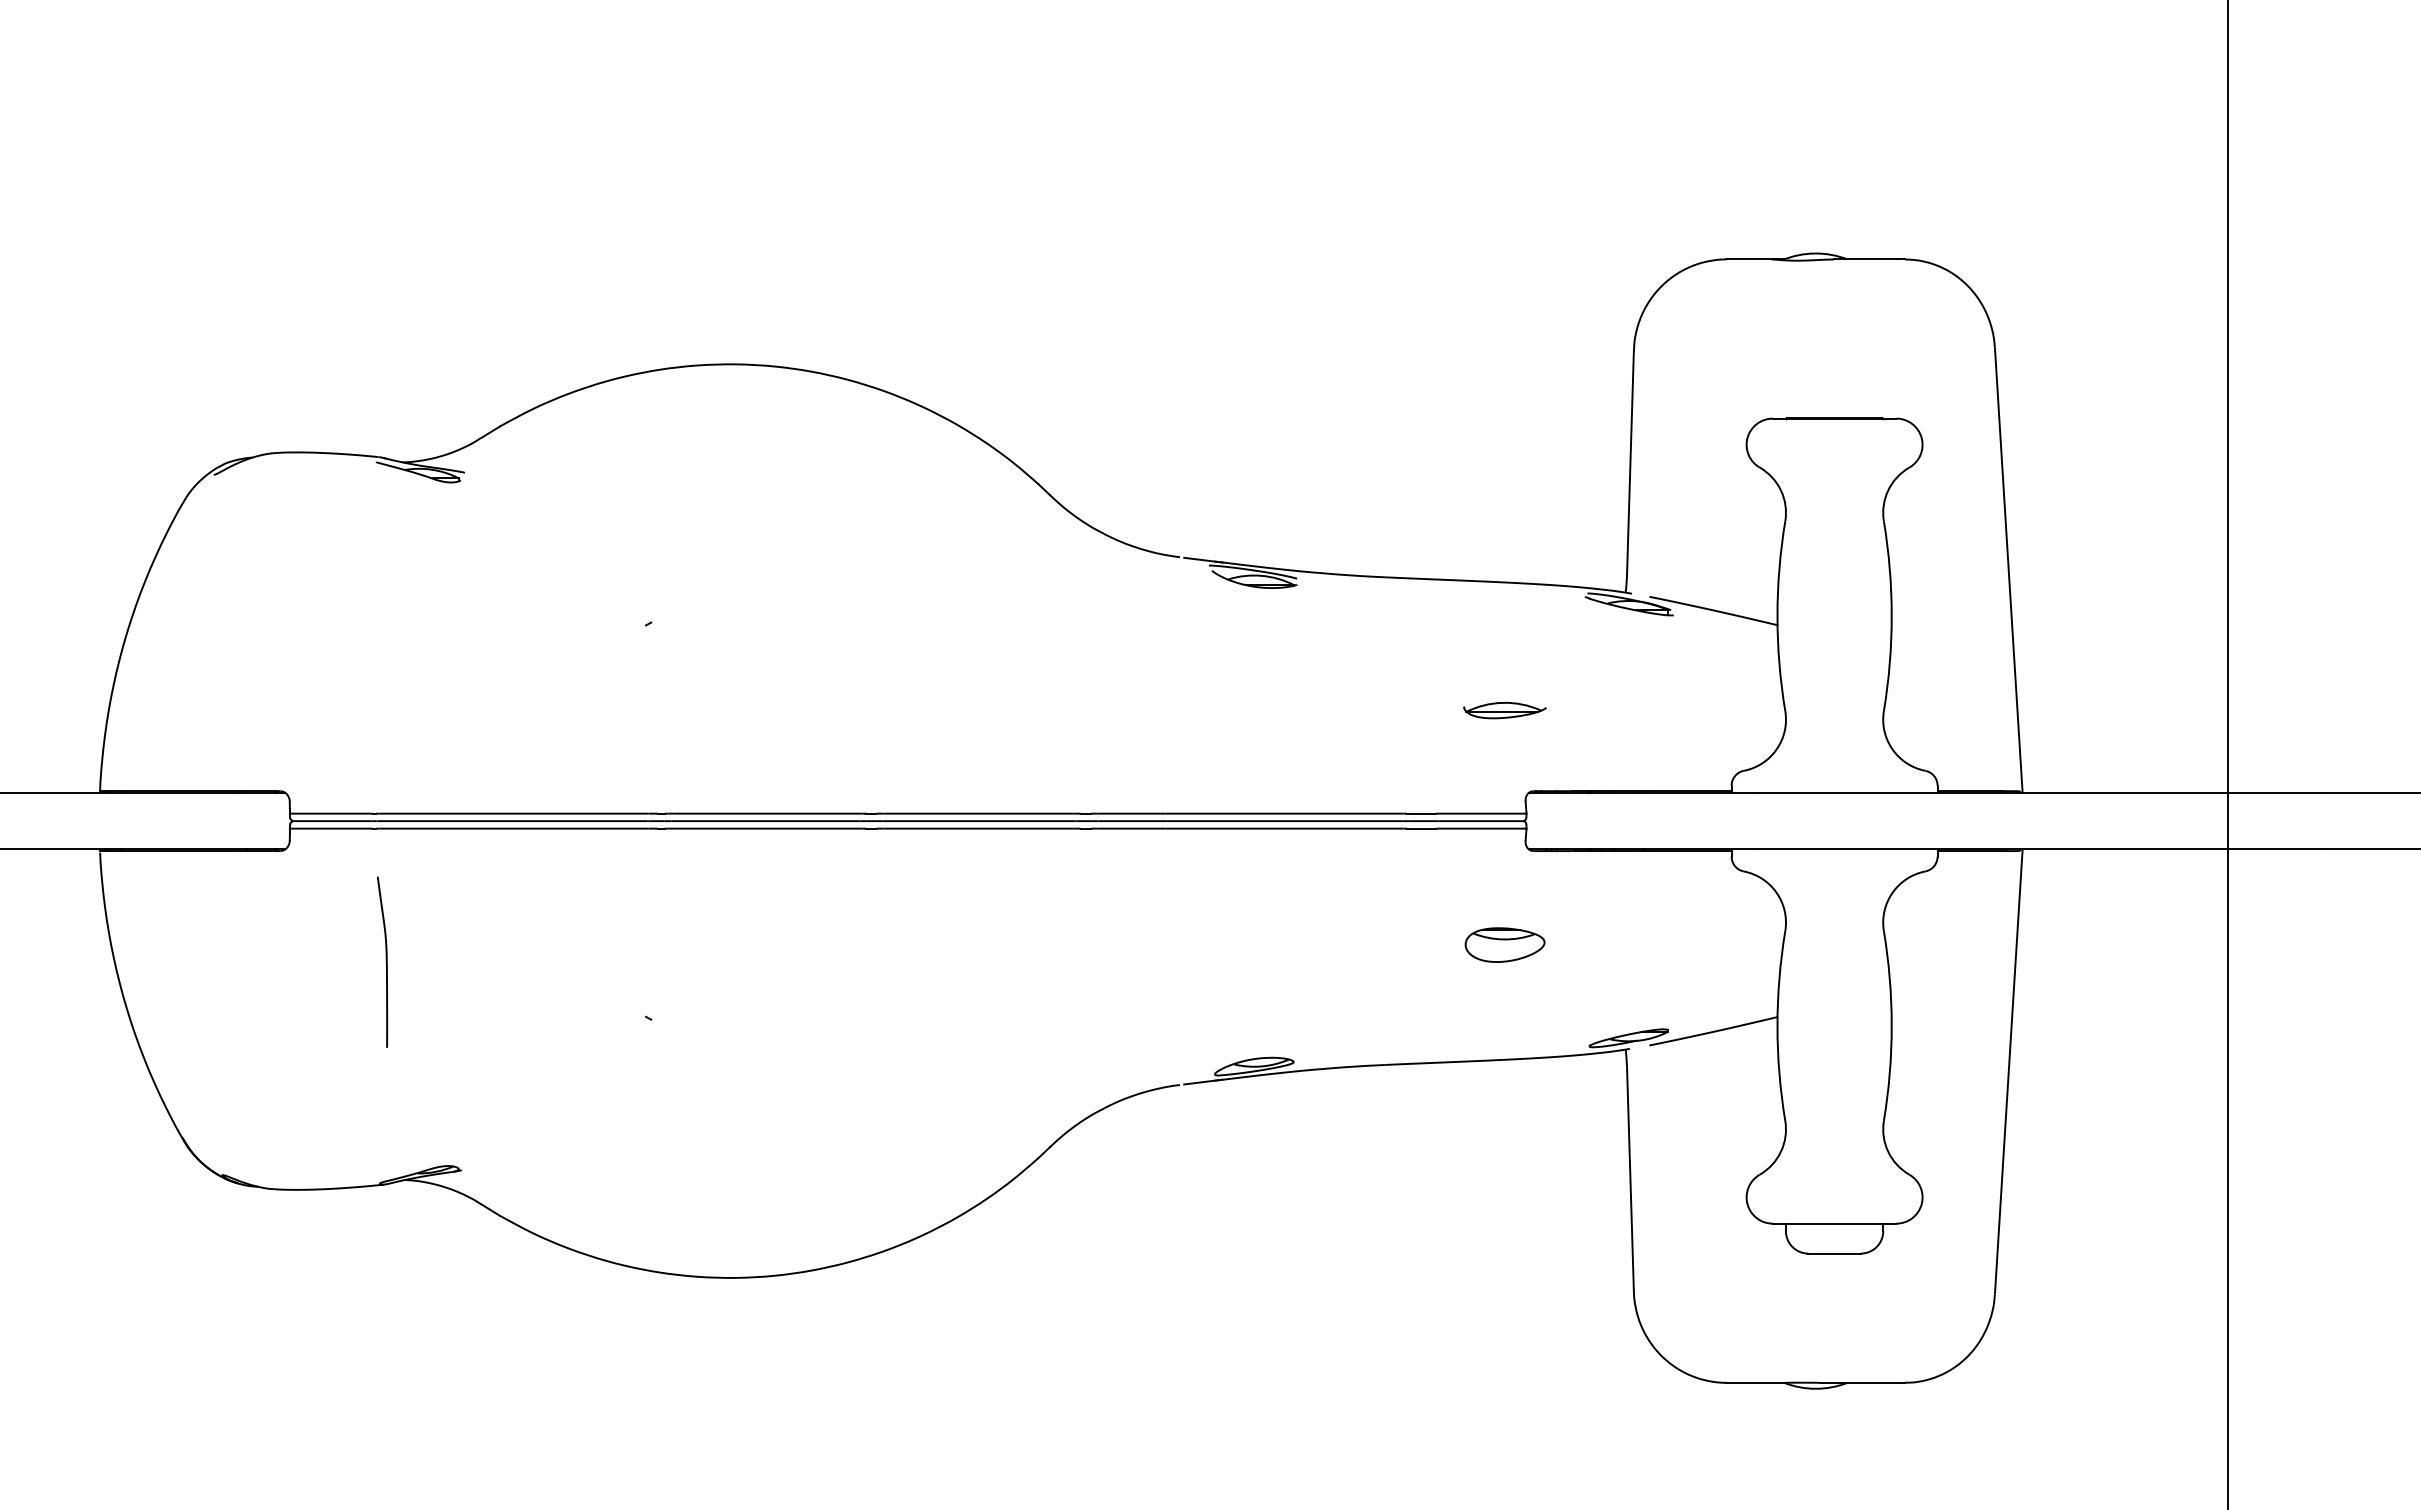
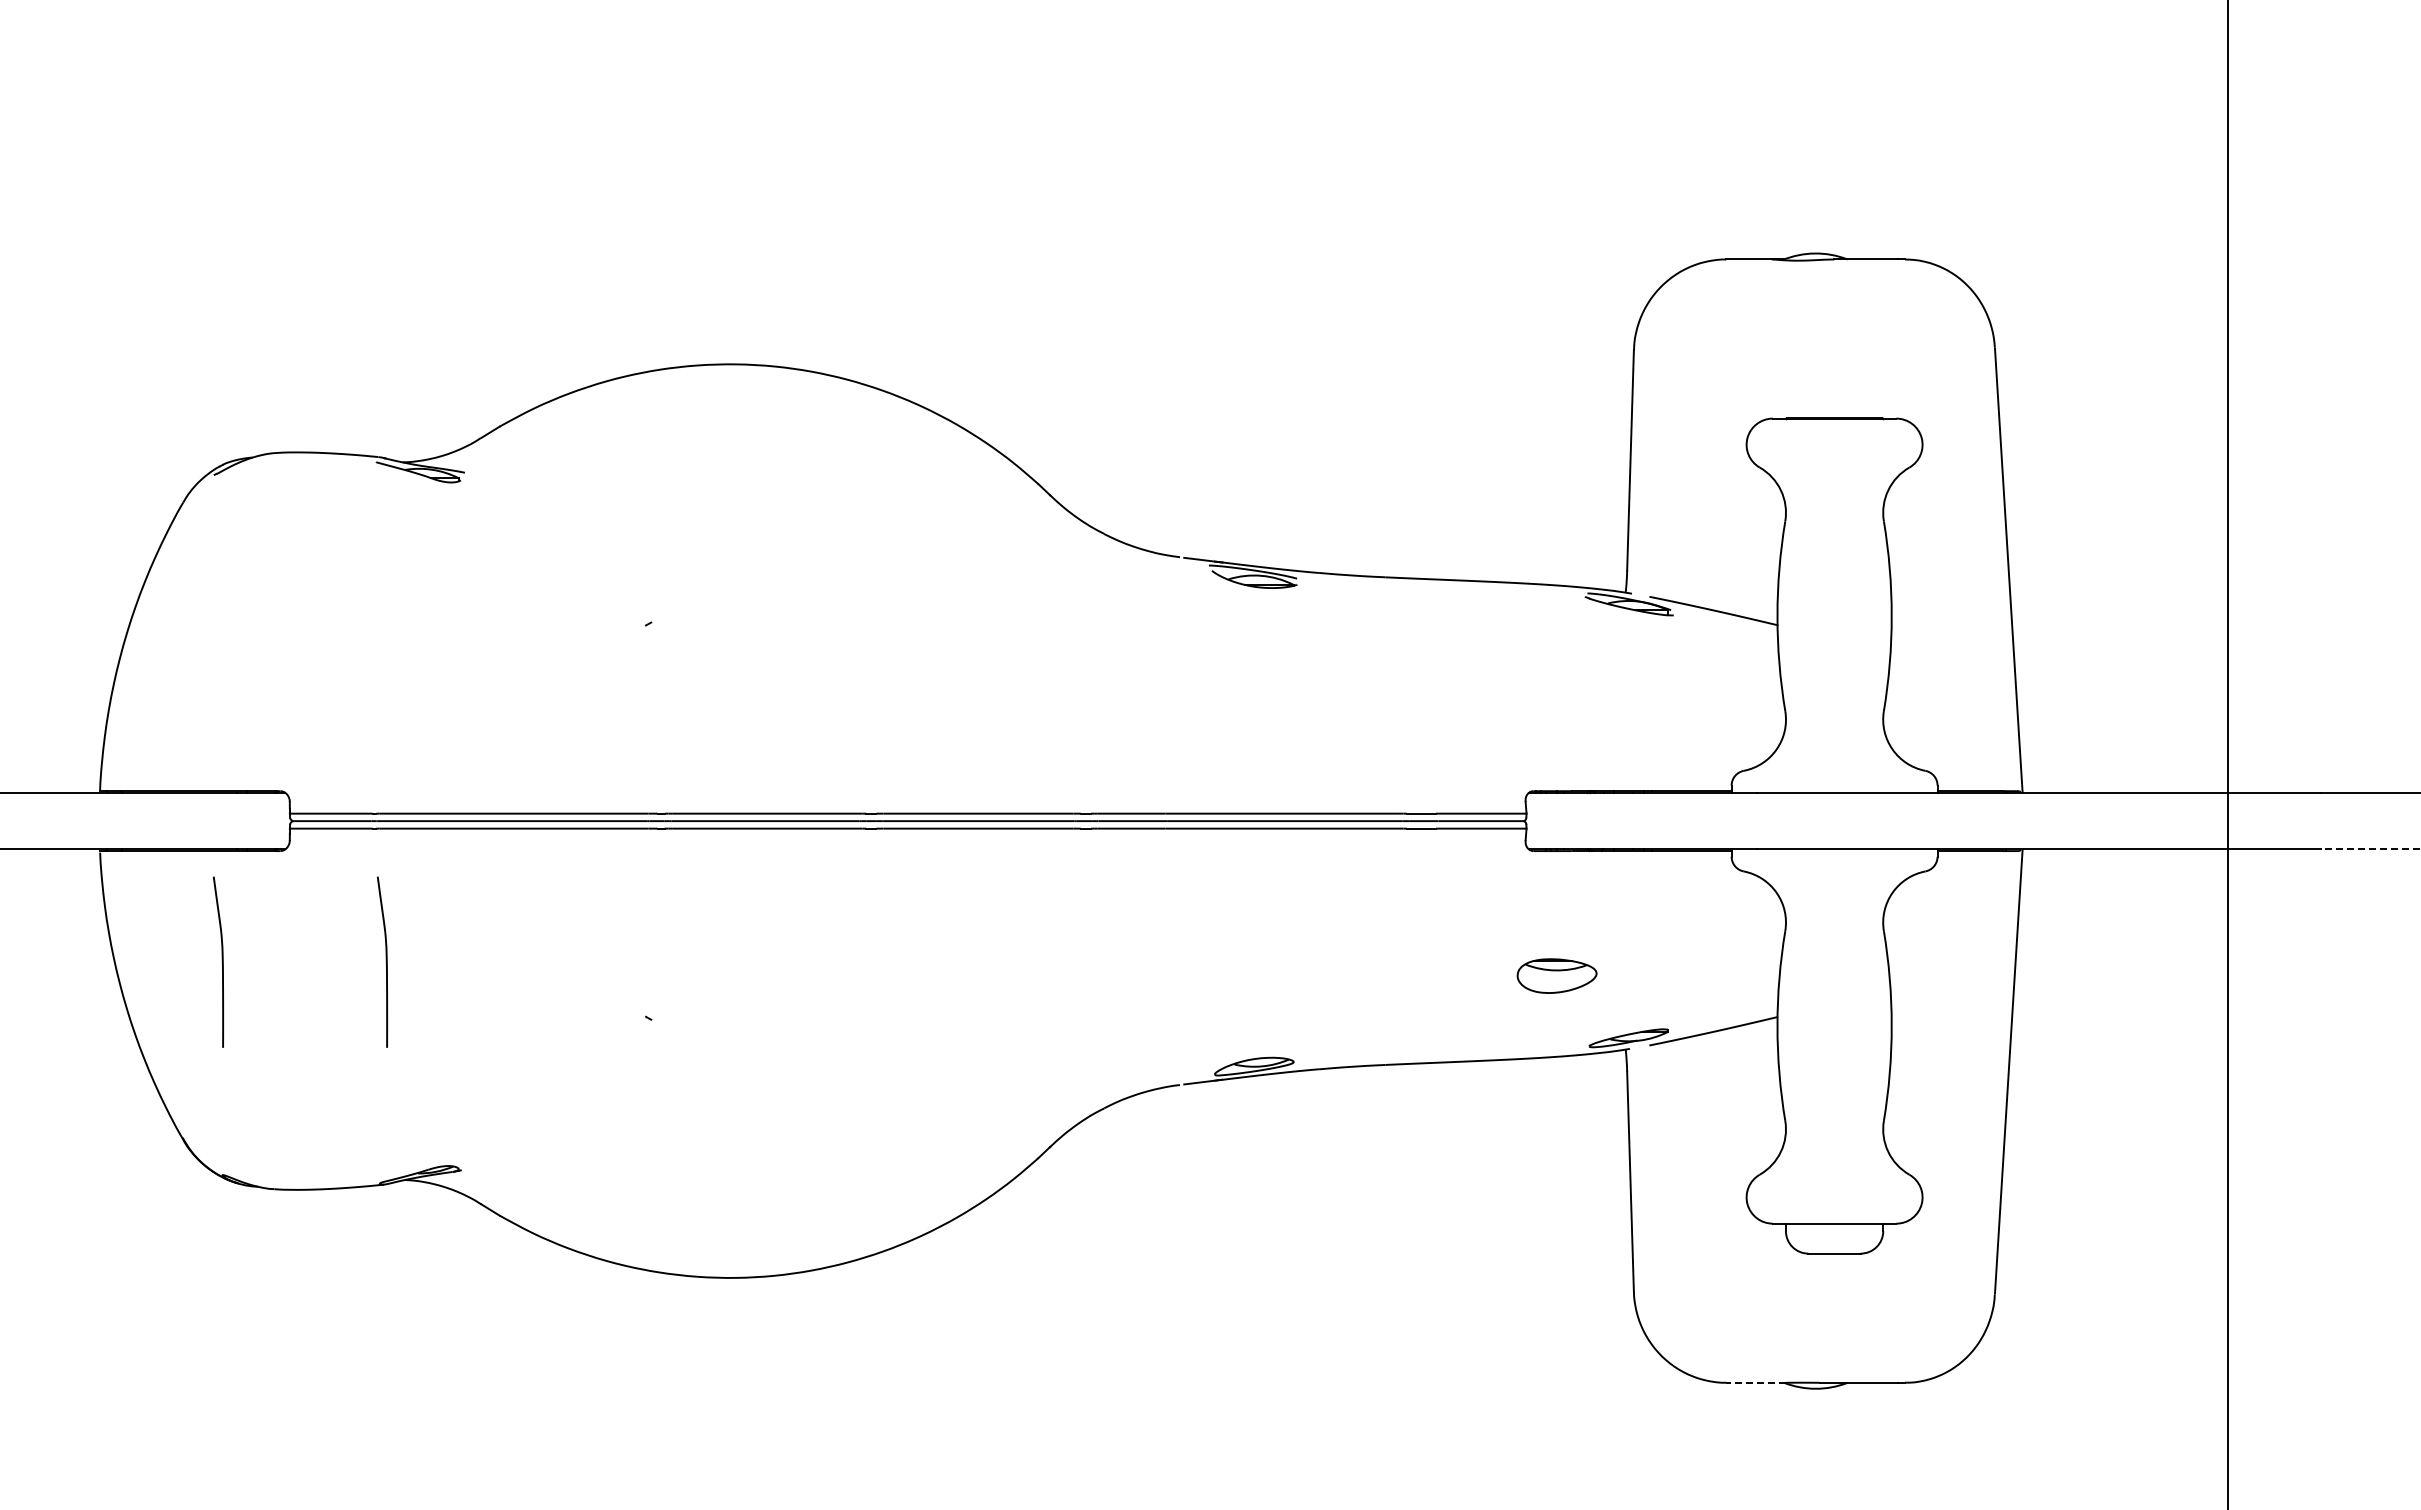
part: present -> none (1504, 710)
line: solid -> dashed (2370, 849)
part position: (1504, 944) -> (1556, 975) (1556, 975)
curve: none -> present (221, 961)
line: solid -> dashed (1756, 1382)
